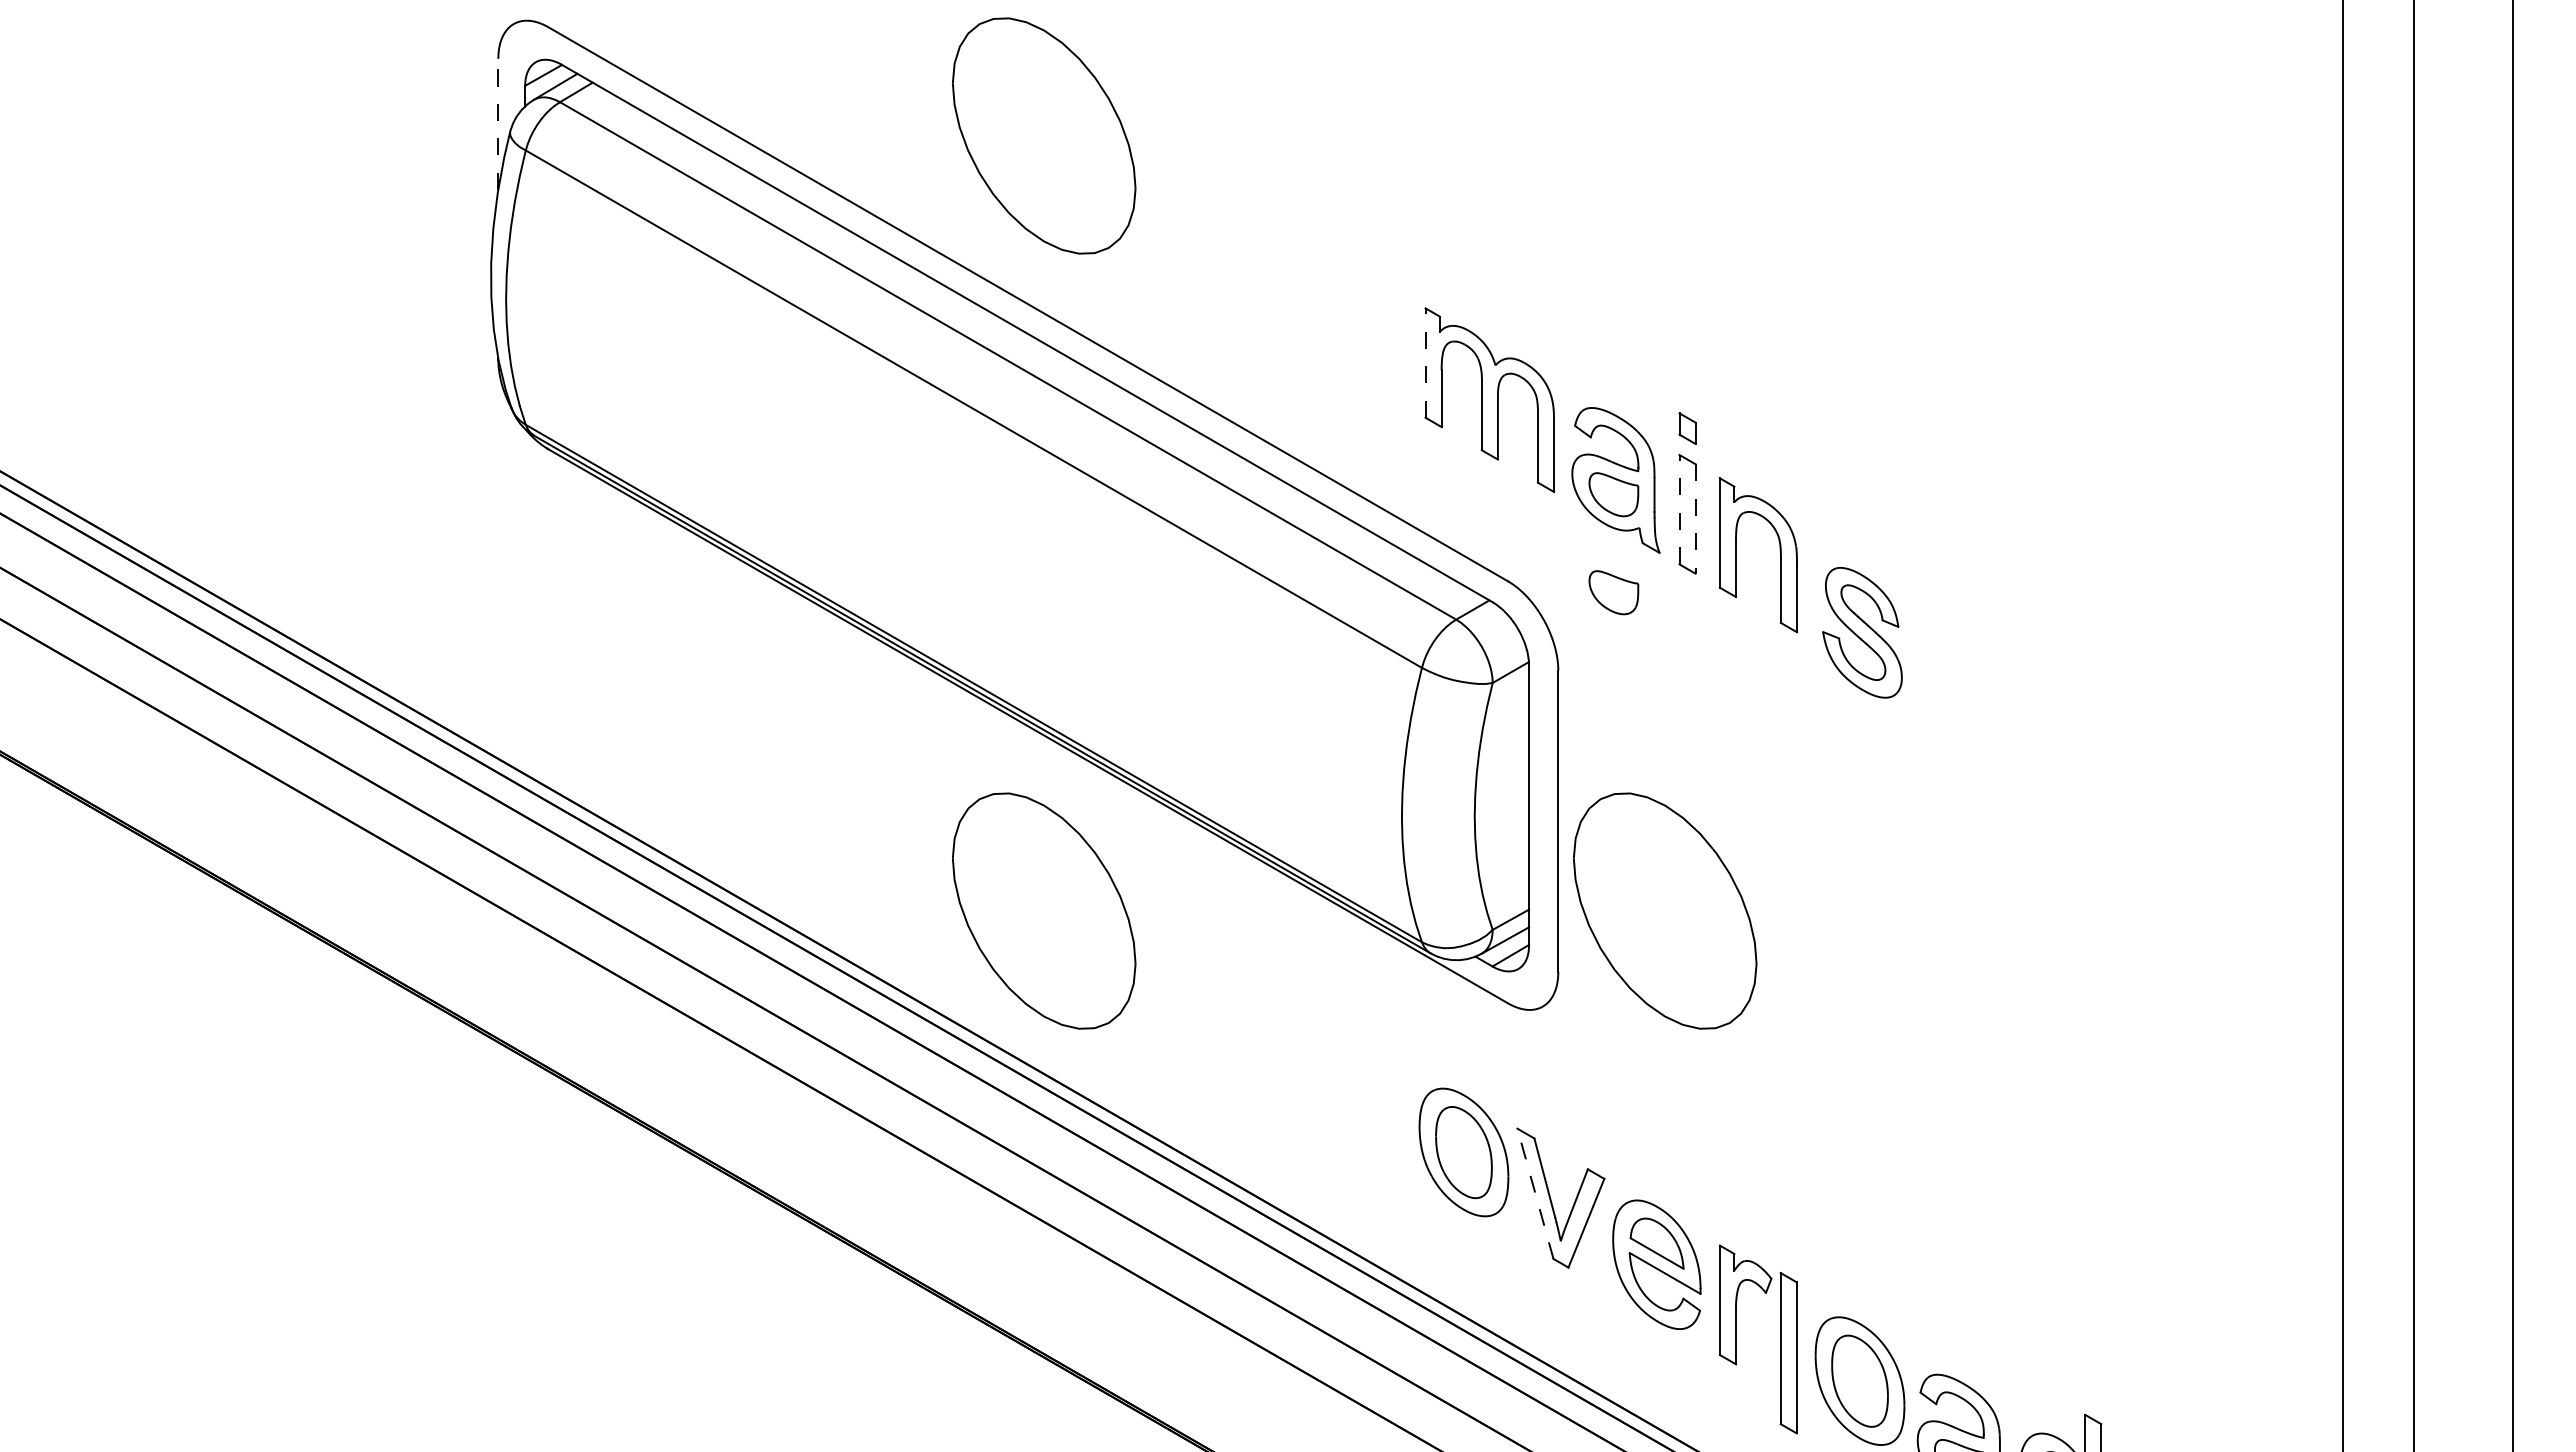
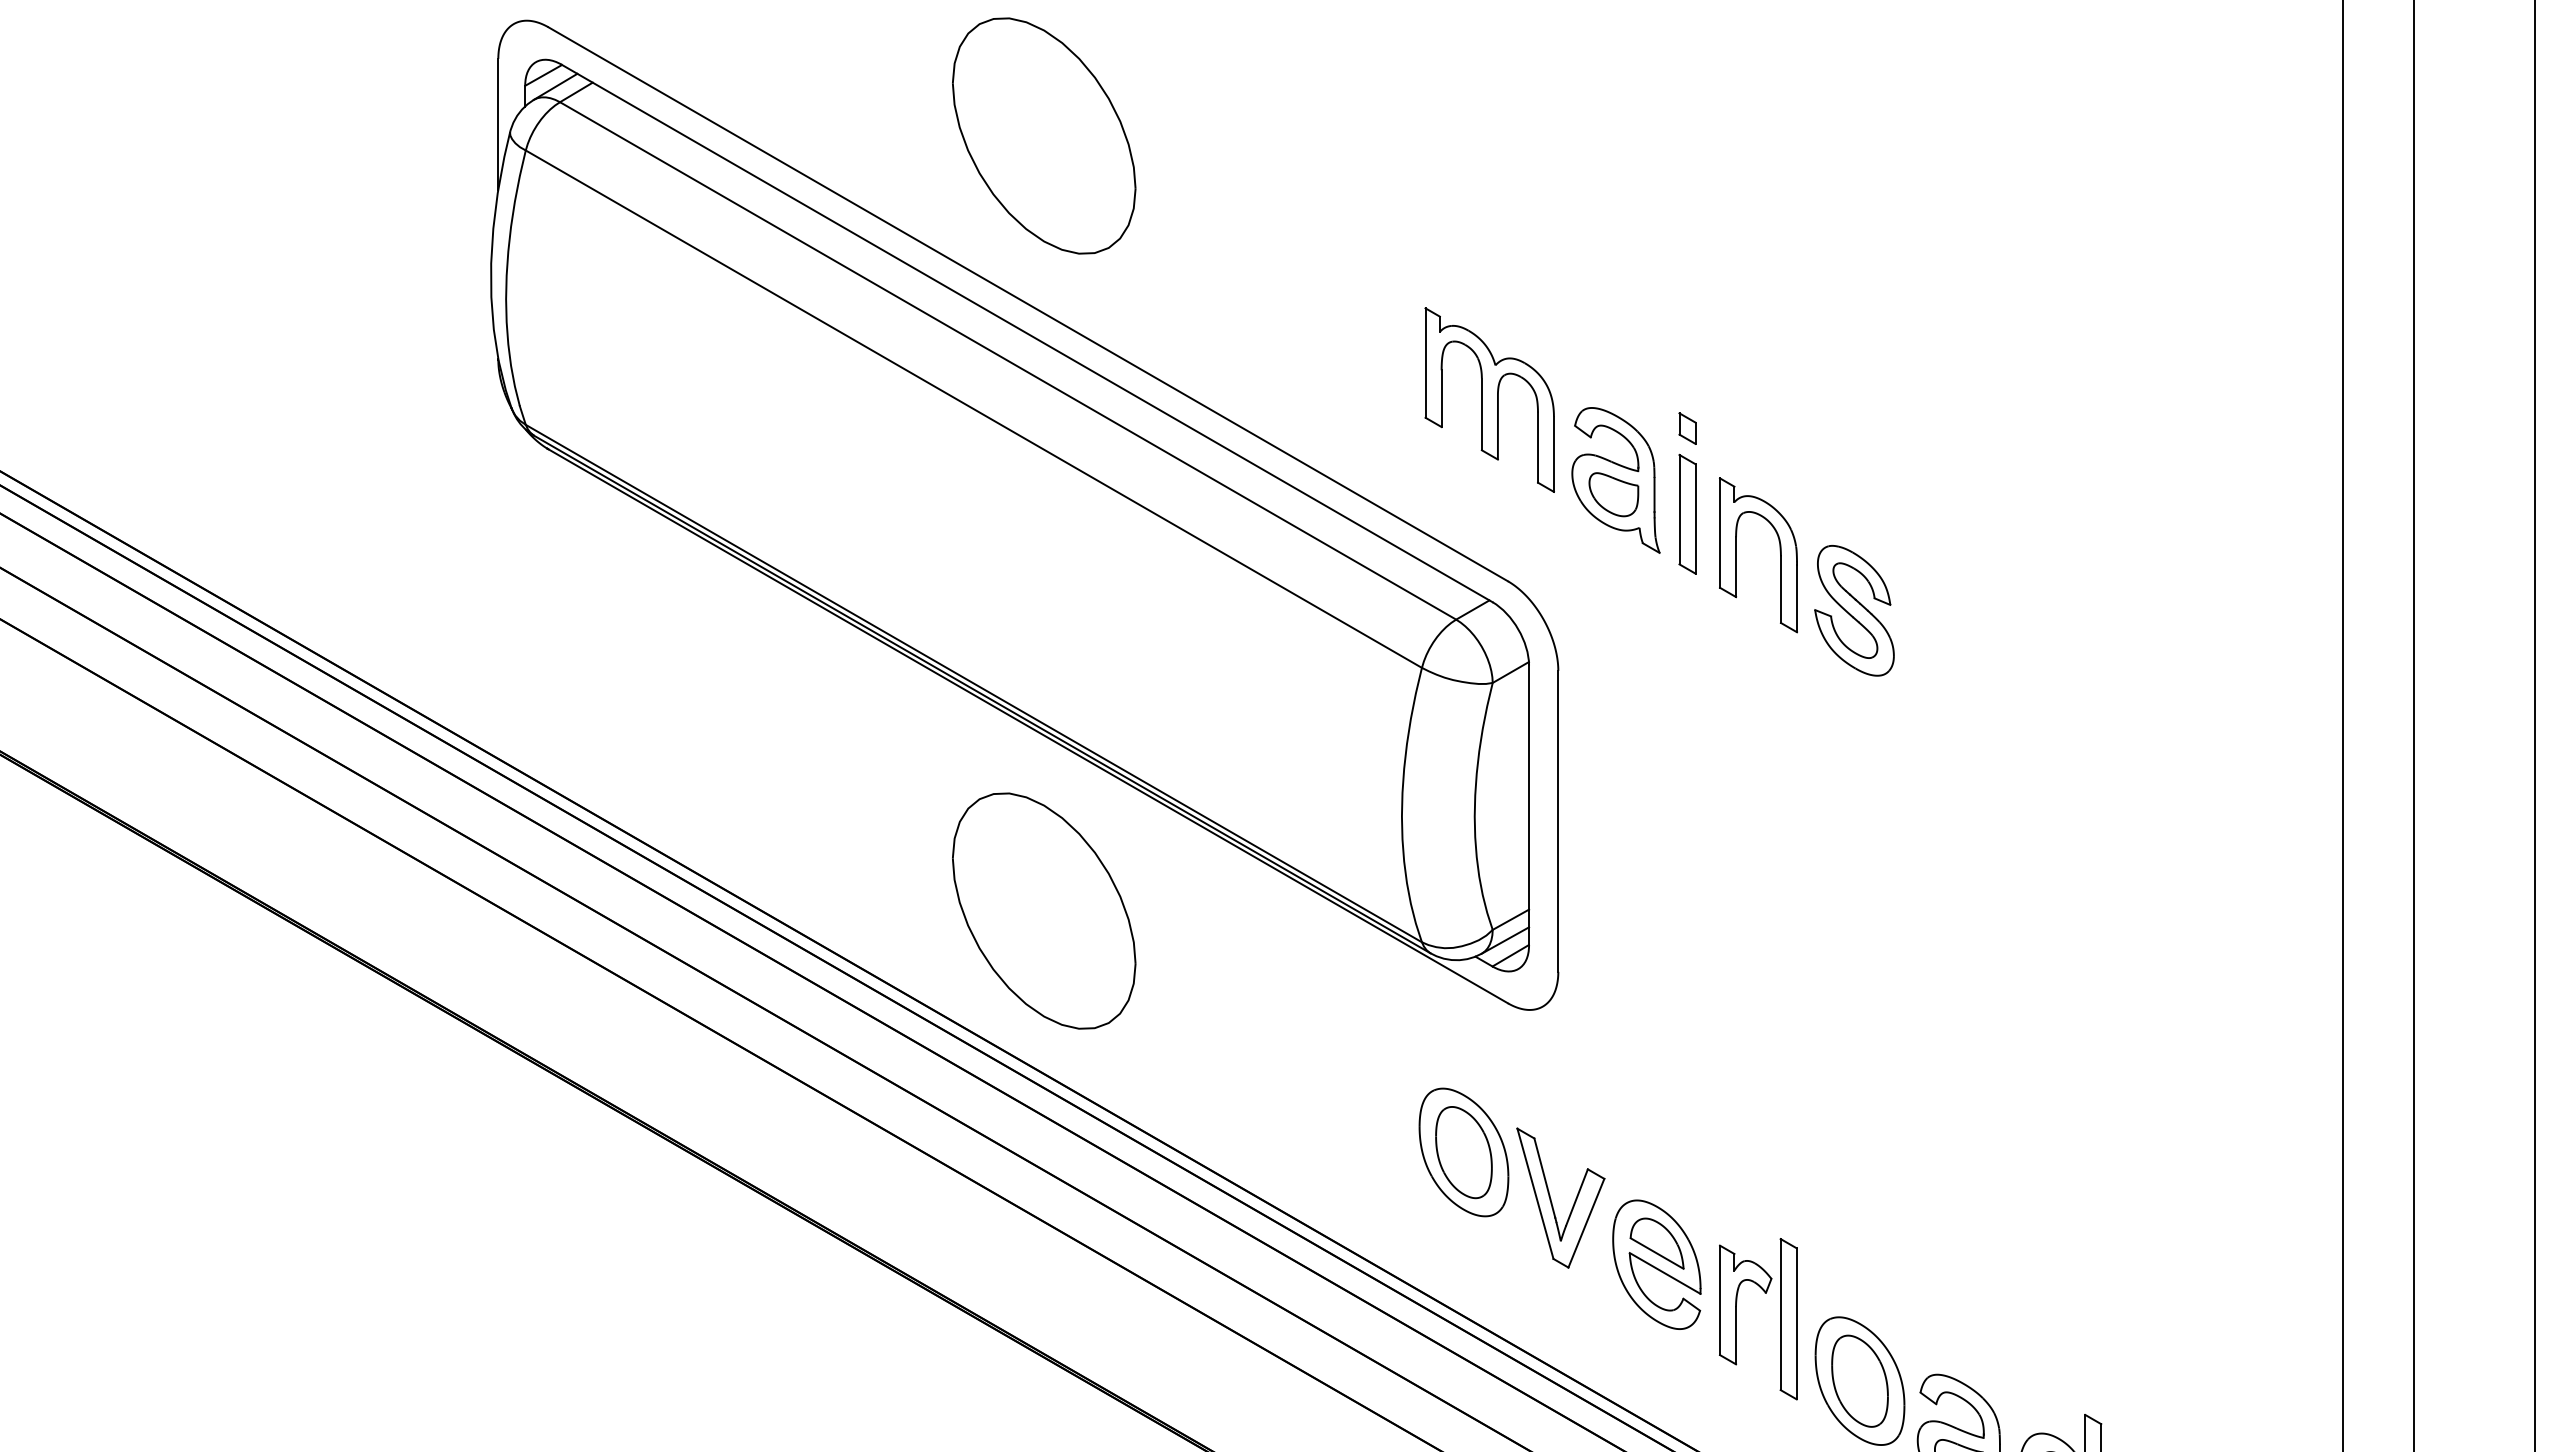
line: dashed -> solid (498, 124)
line: dashed -> solid (1425, 363)
line: dashed -> solid (1679, 509)
line: dashed -> solid (1695, 518)
part: present -> none (1613, 592)
part position: (1862, 632) -> (1854, 610) (1854, 610)
line position: (2512, 725) -> (2534, 725) (2534, 725)
part: present -> none (1665, 910)
line: dashed -> solid (1535, 1193)
part position: (1788, 1353) -> (1788, 1319) (1788, 1319)
